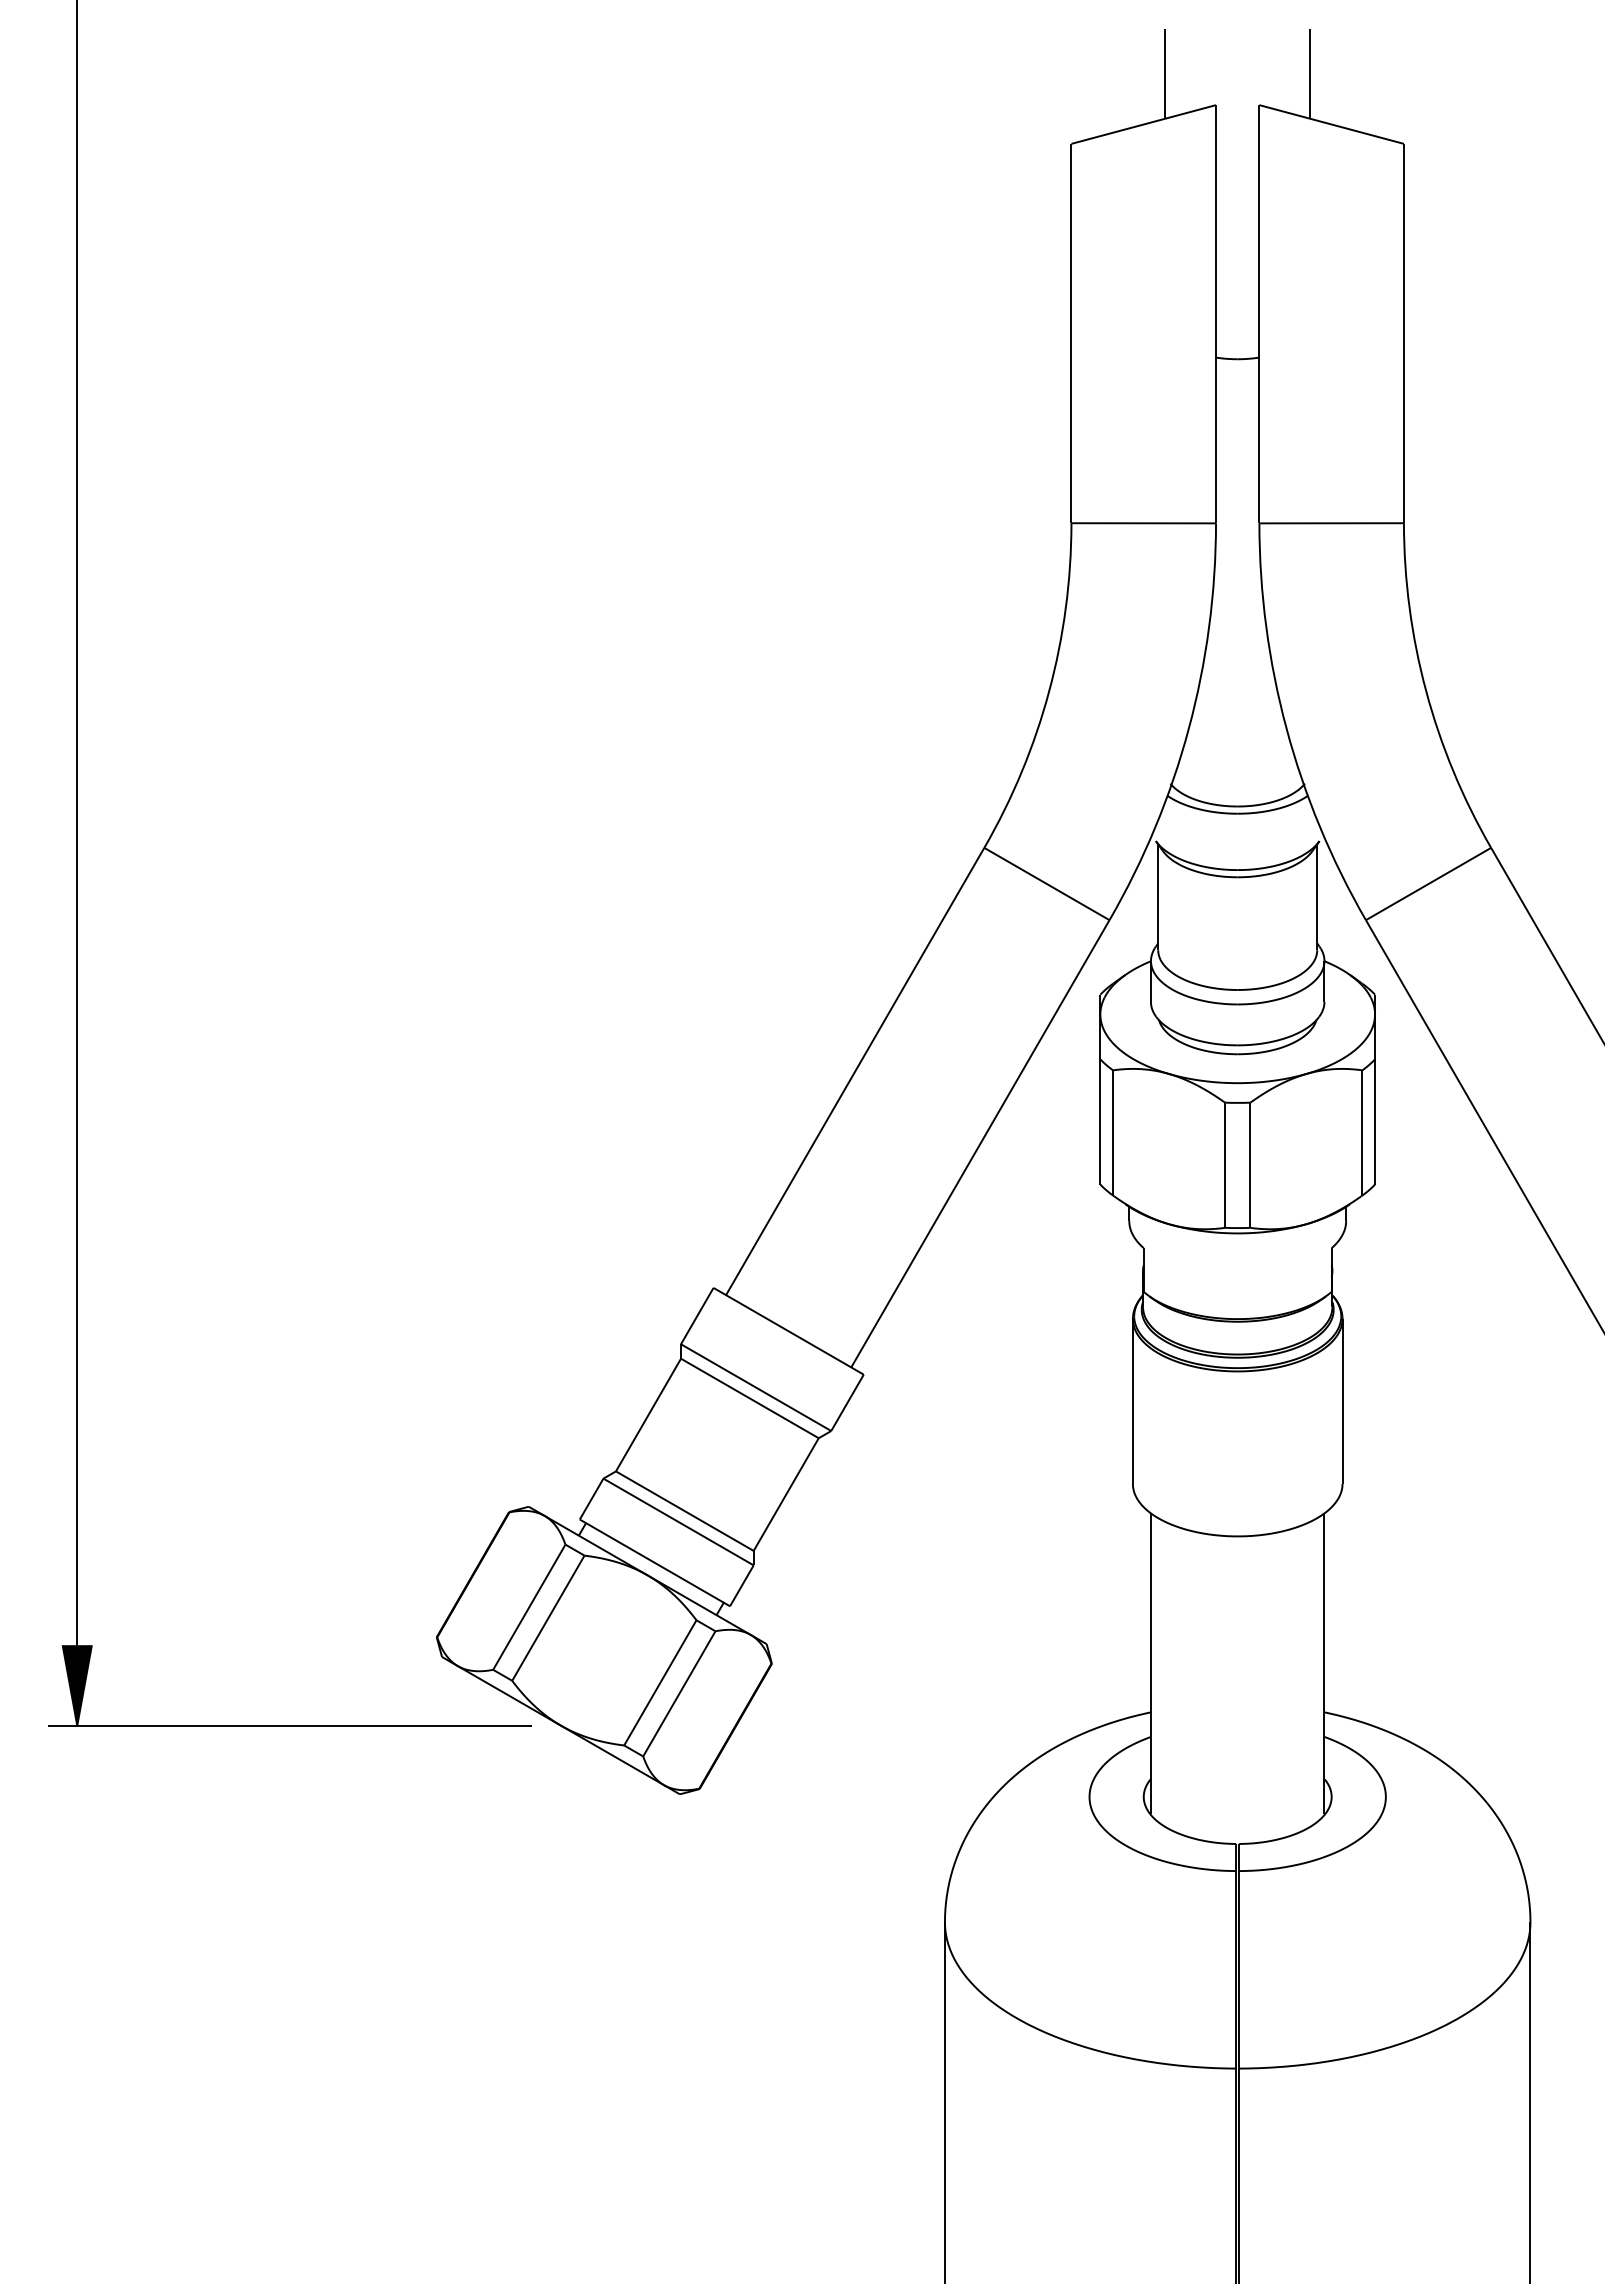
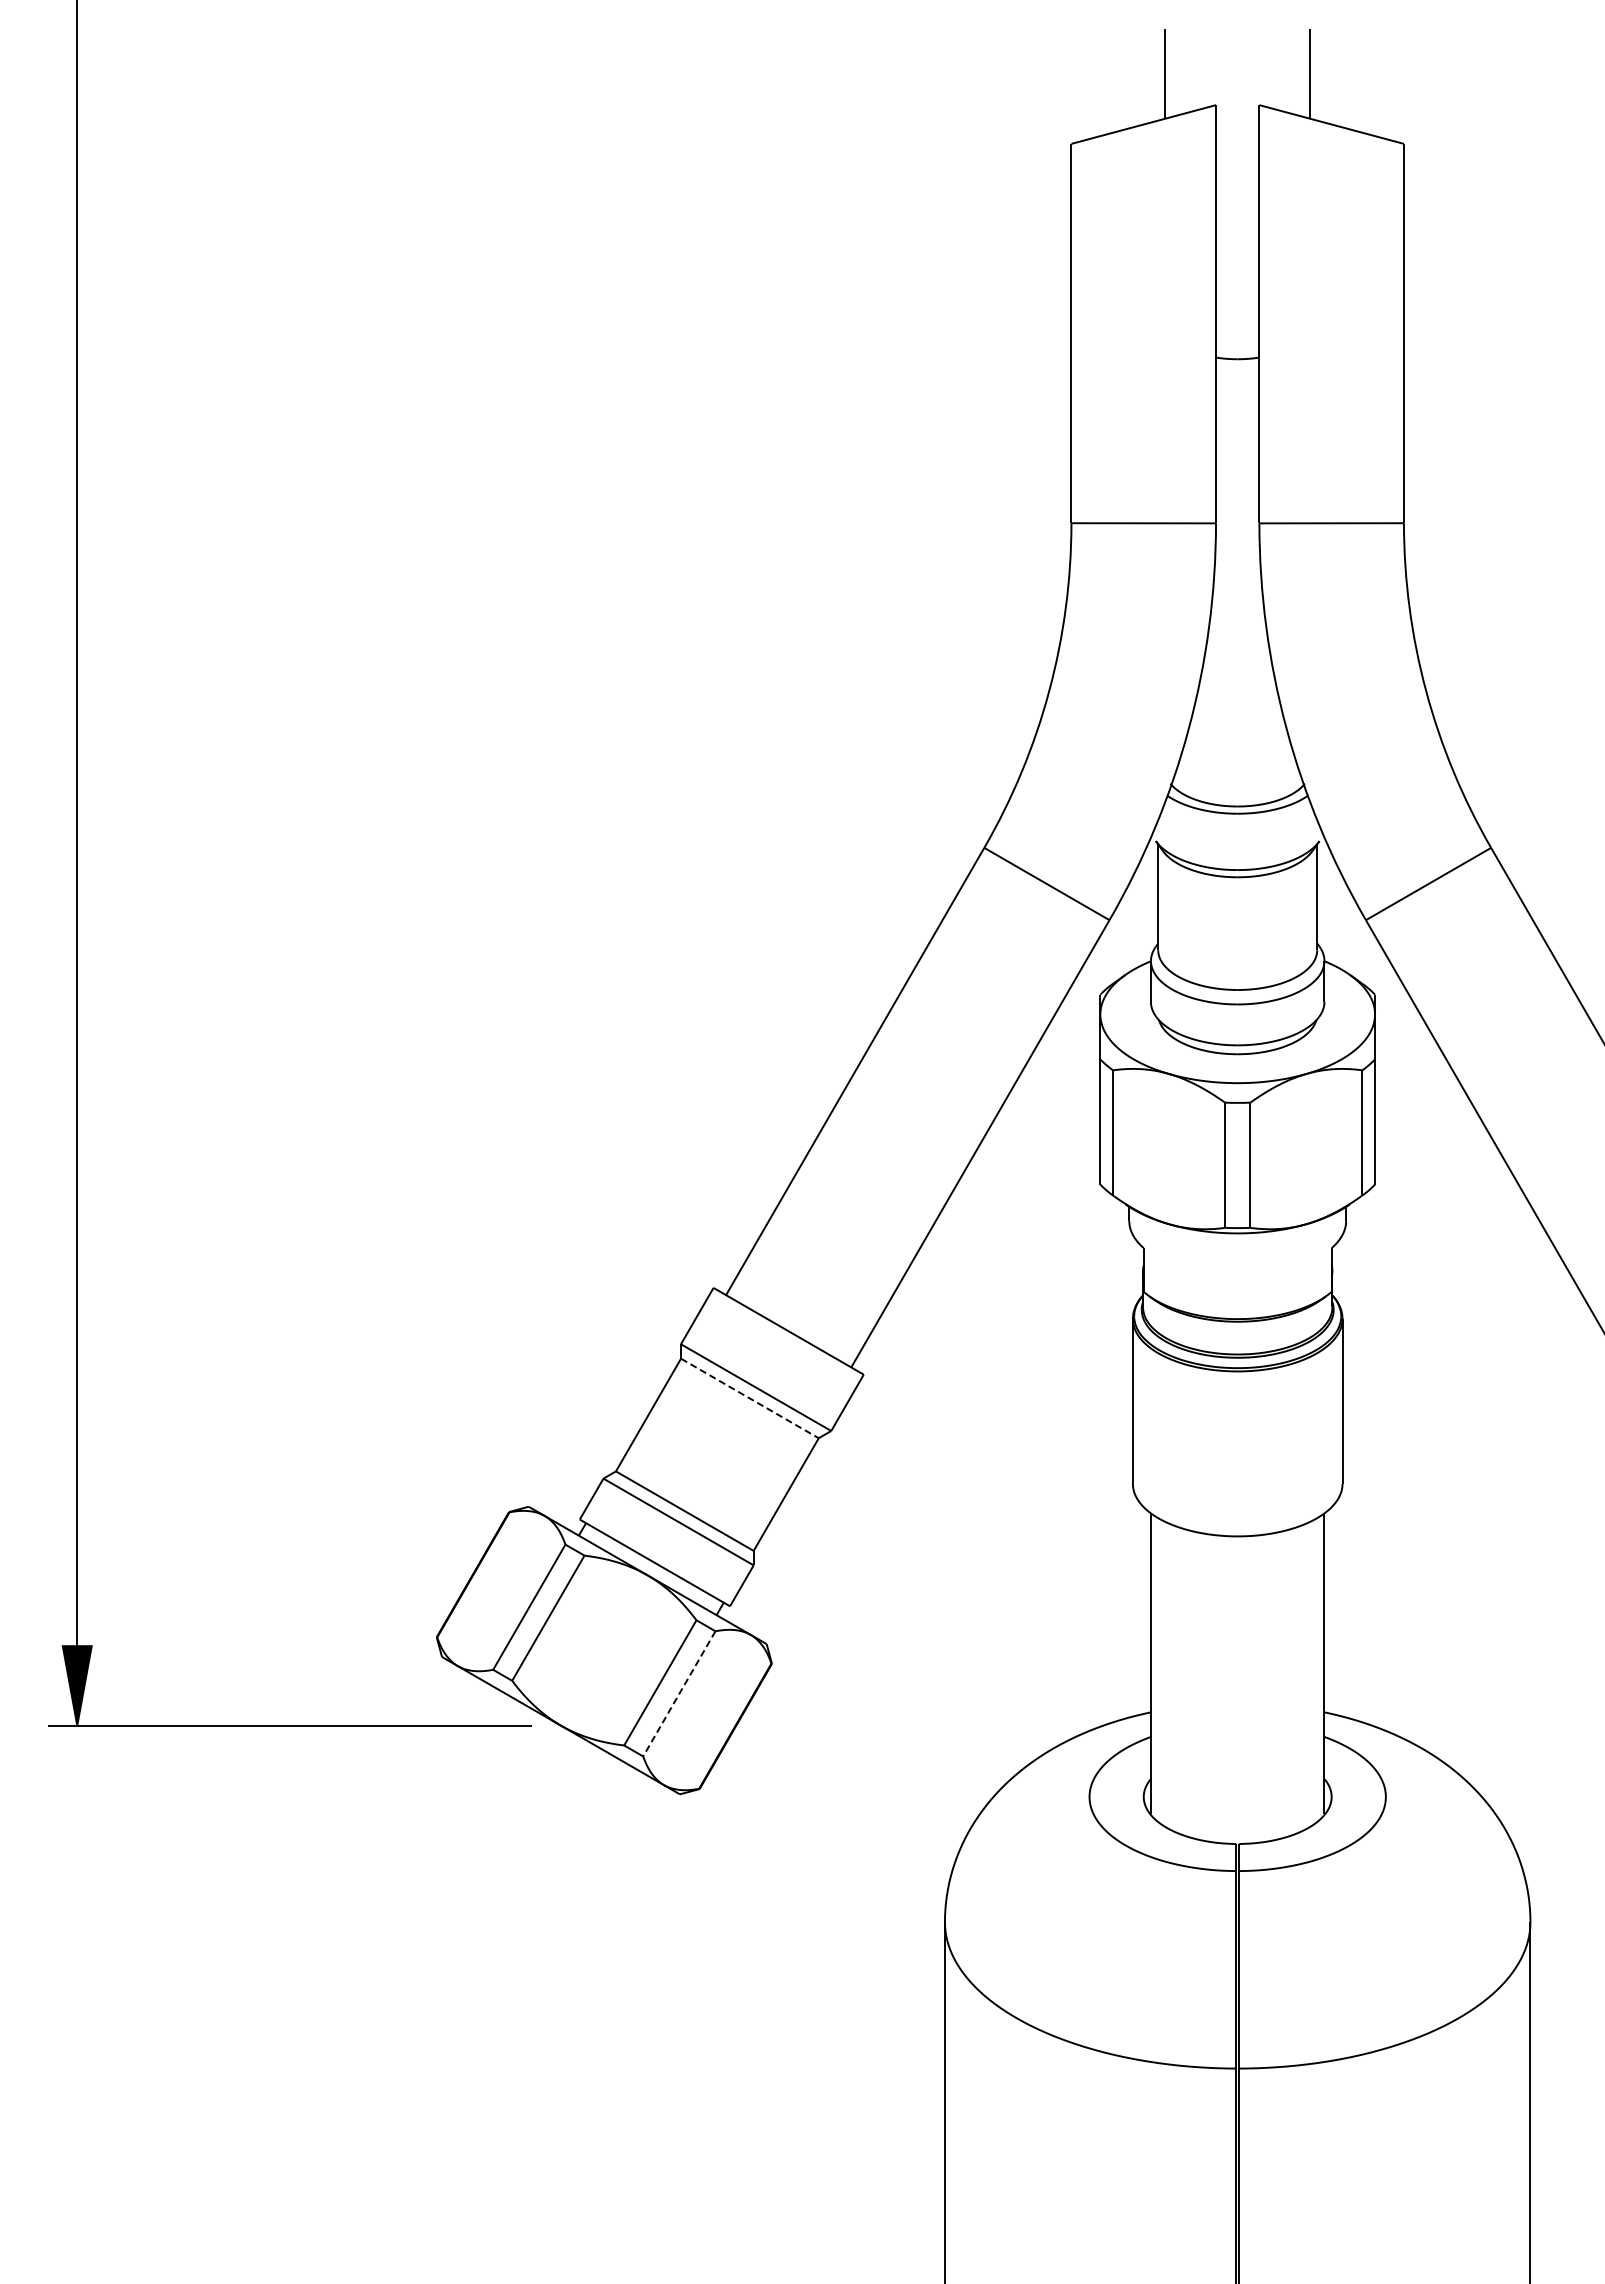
line: solid -> dashed (749, 1398)
line: solid -> dashed (679, 1694)
